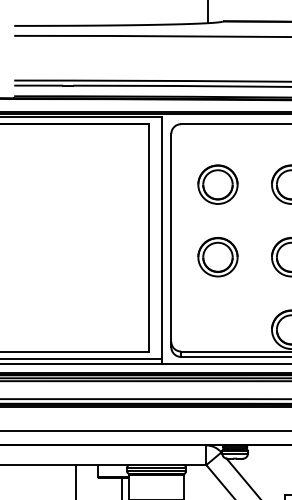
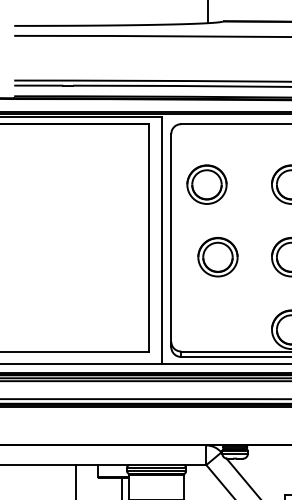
part position: (217, 184) -> (206, 184) (206, 184)
line: present -> none (81, 358)
line: present -> none (145, 430)
